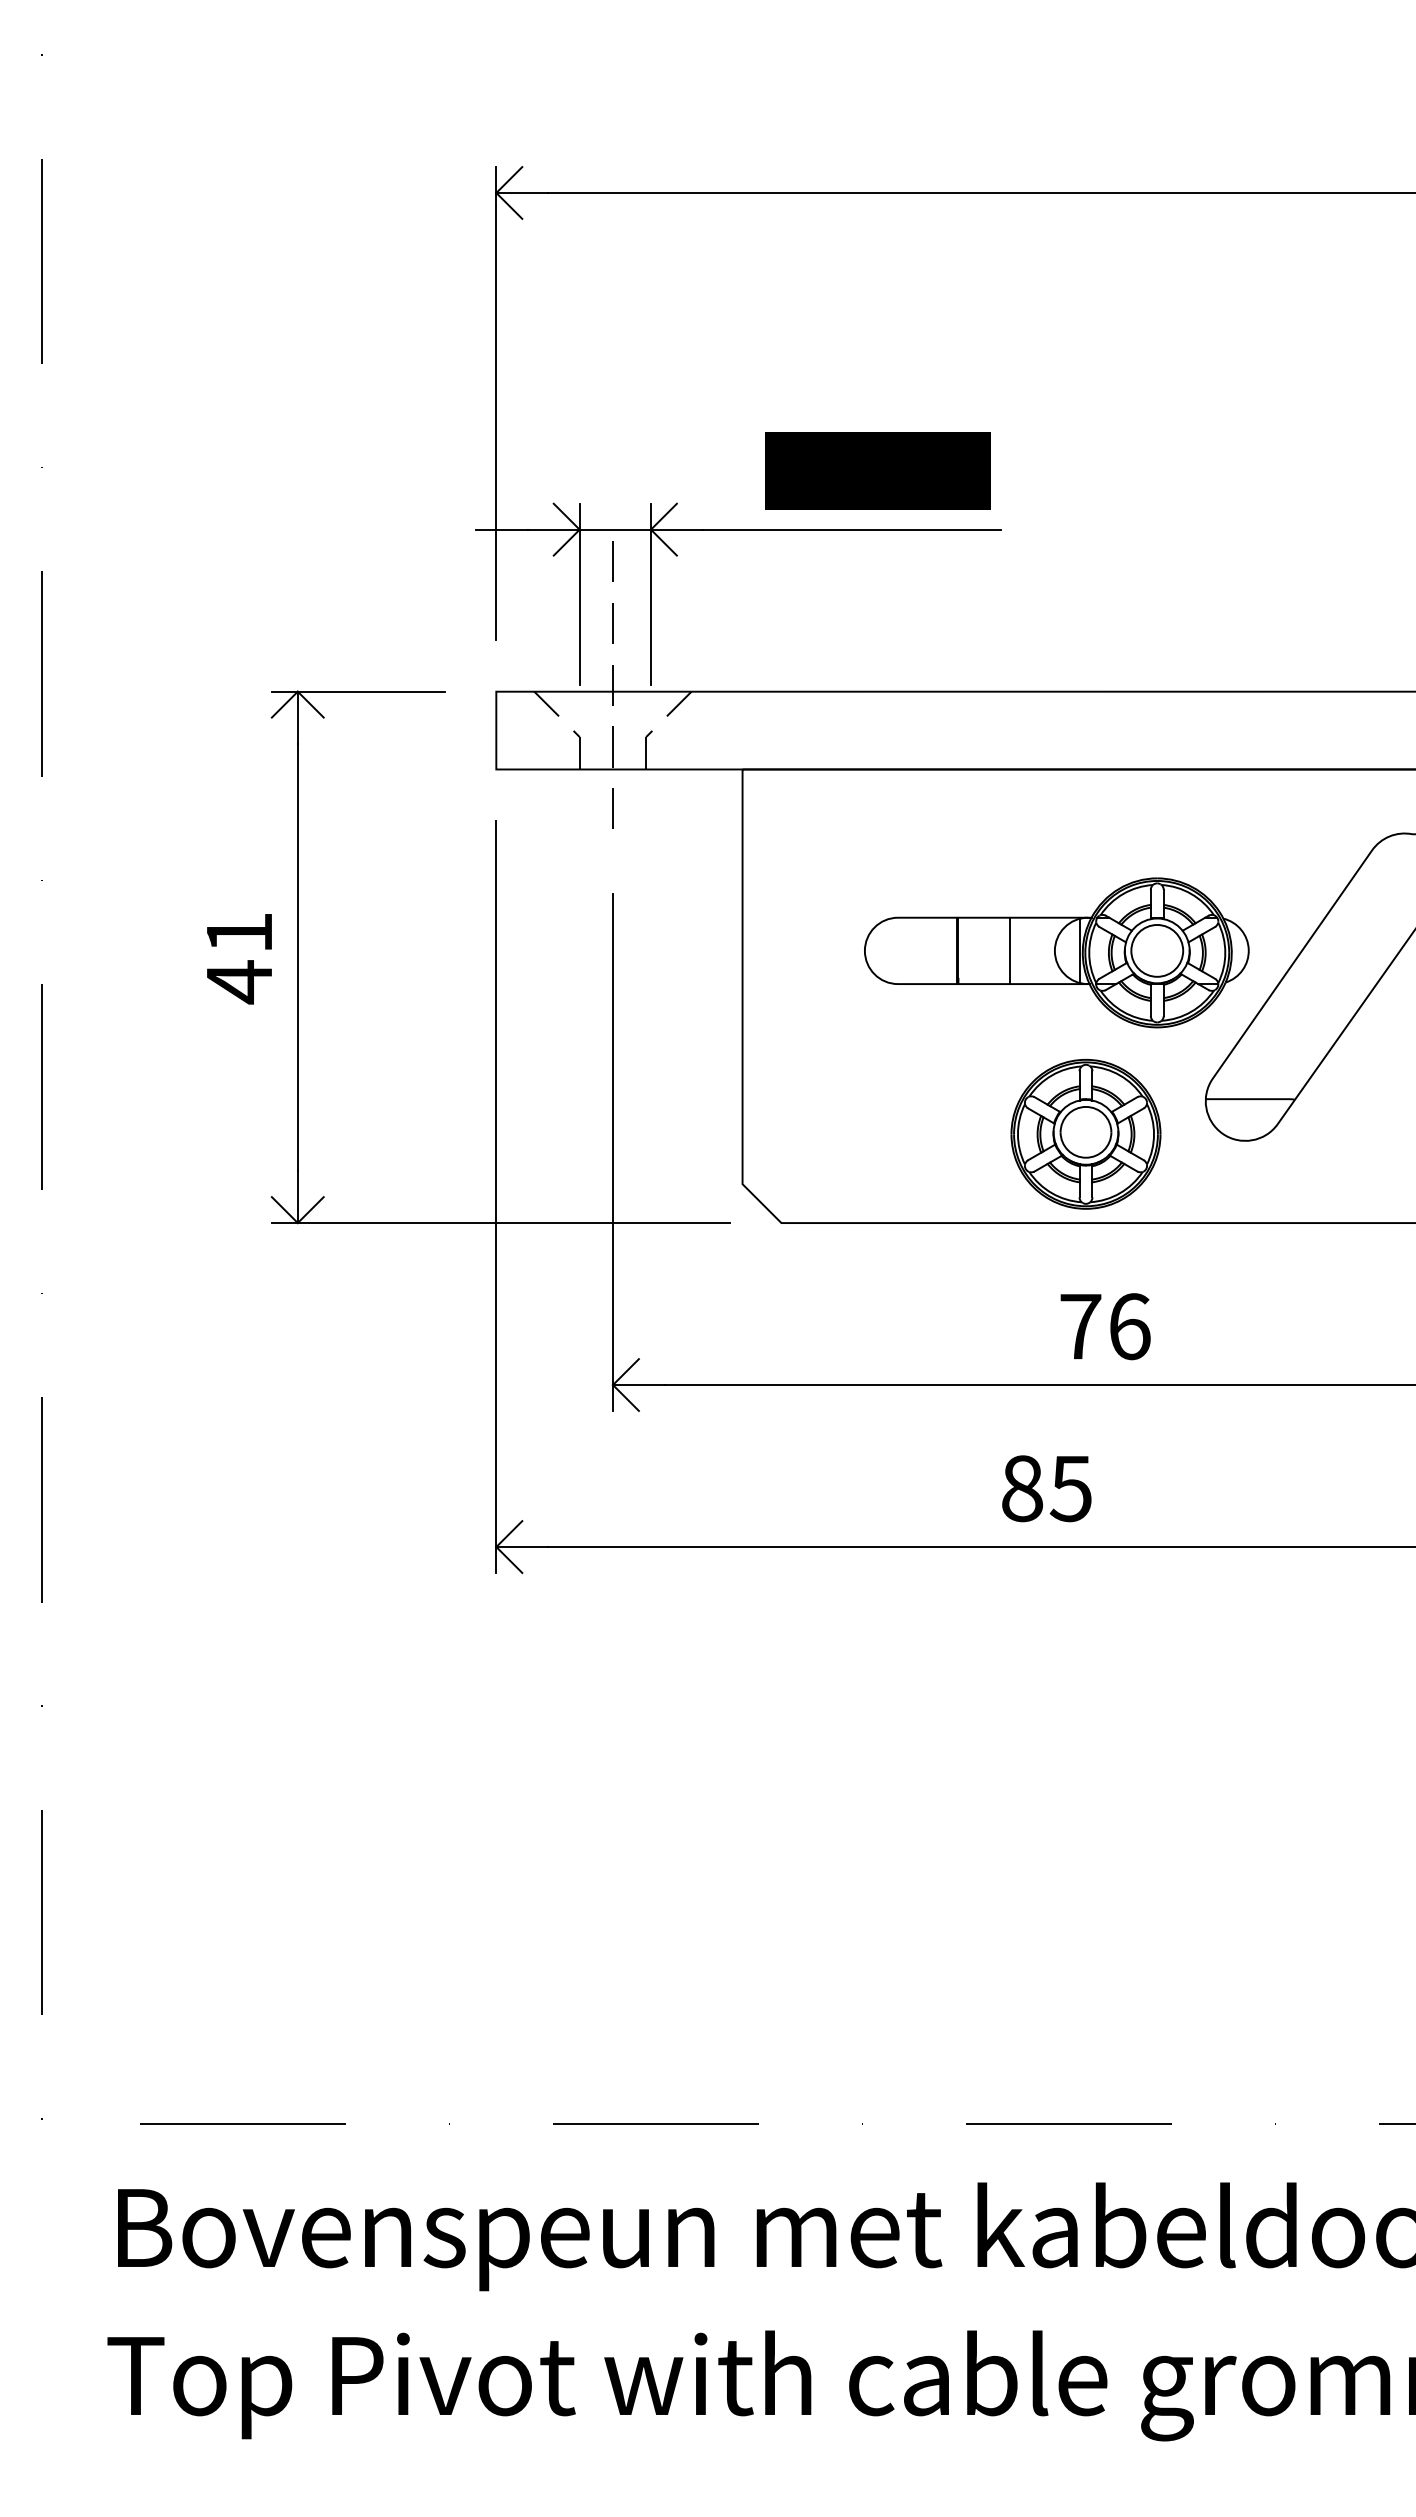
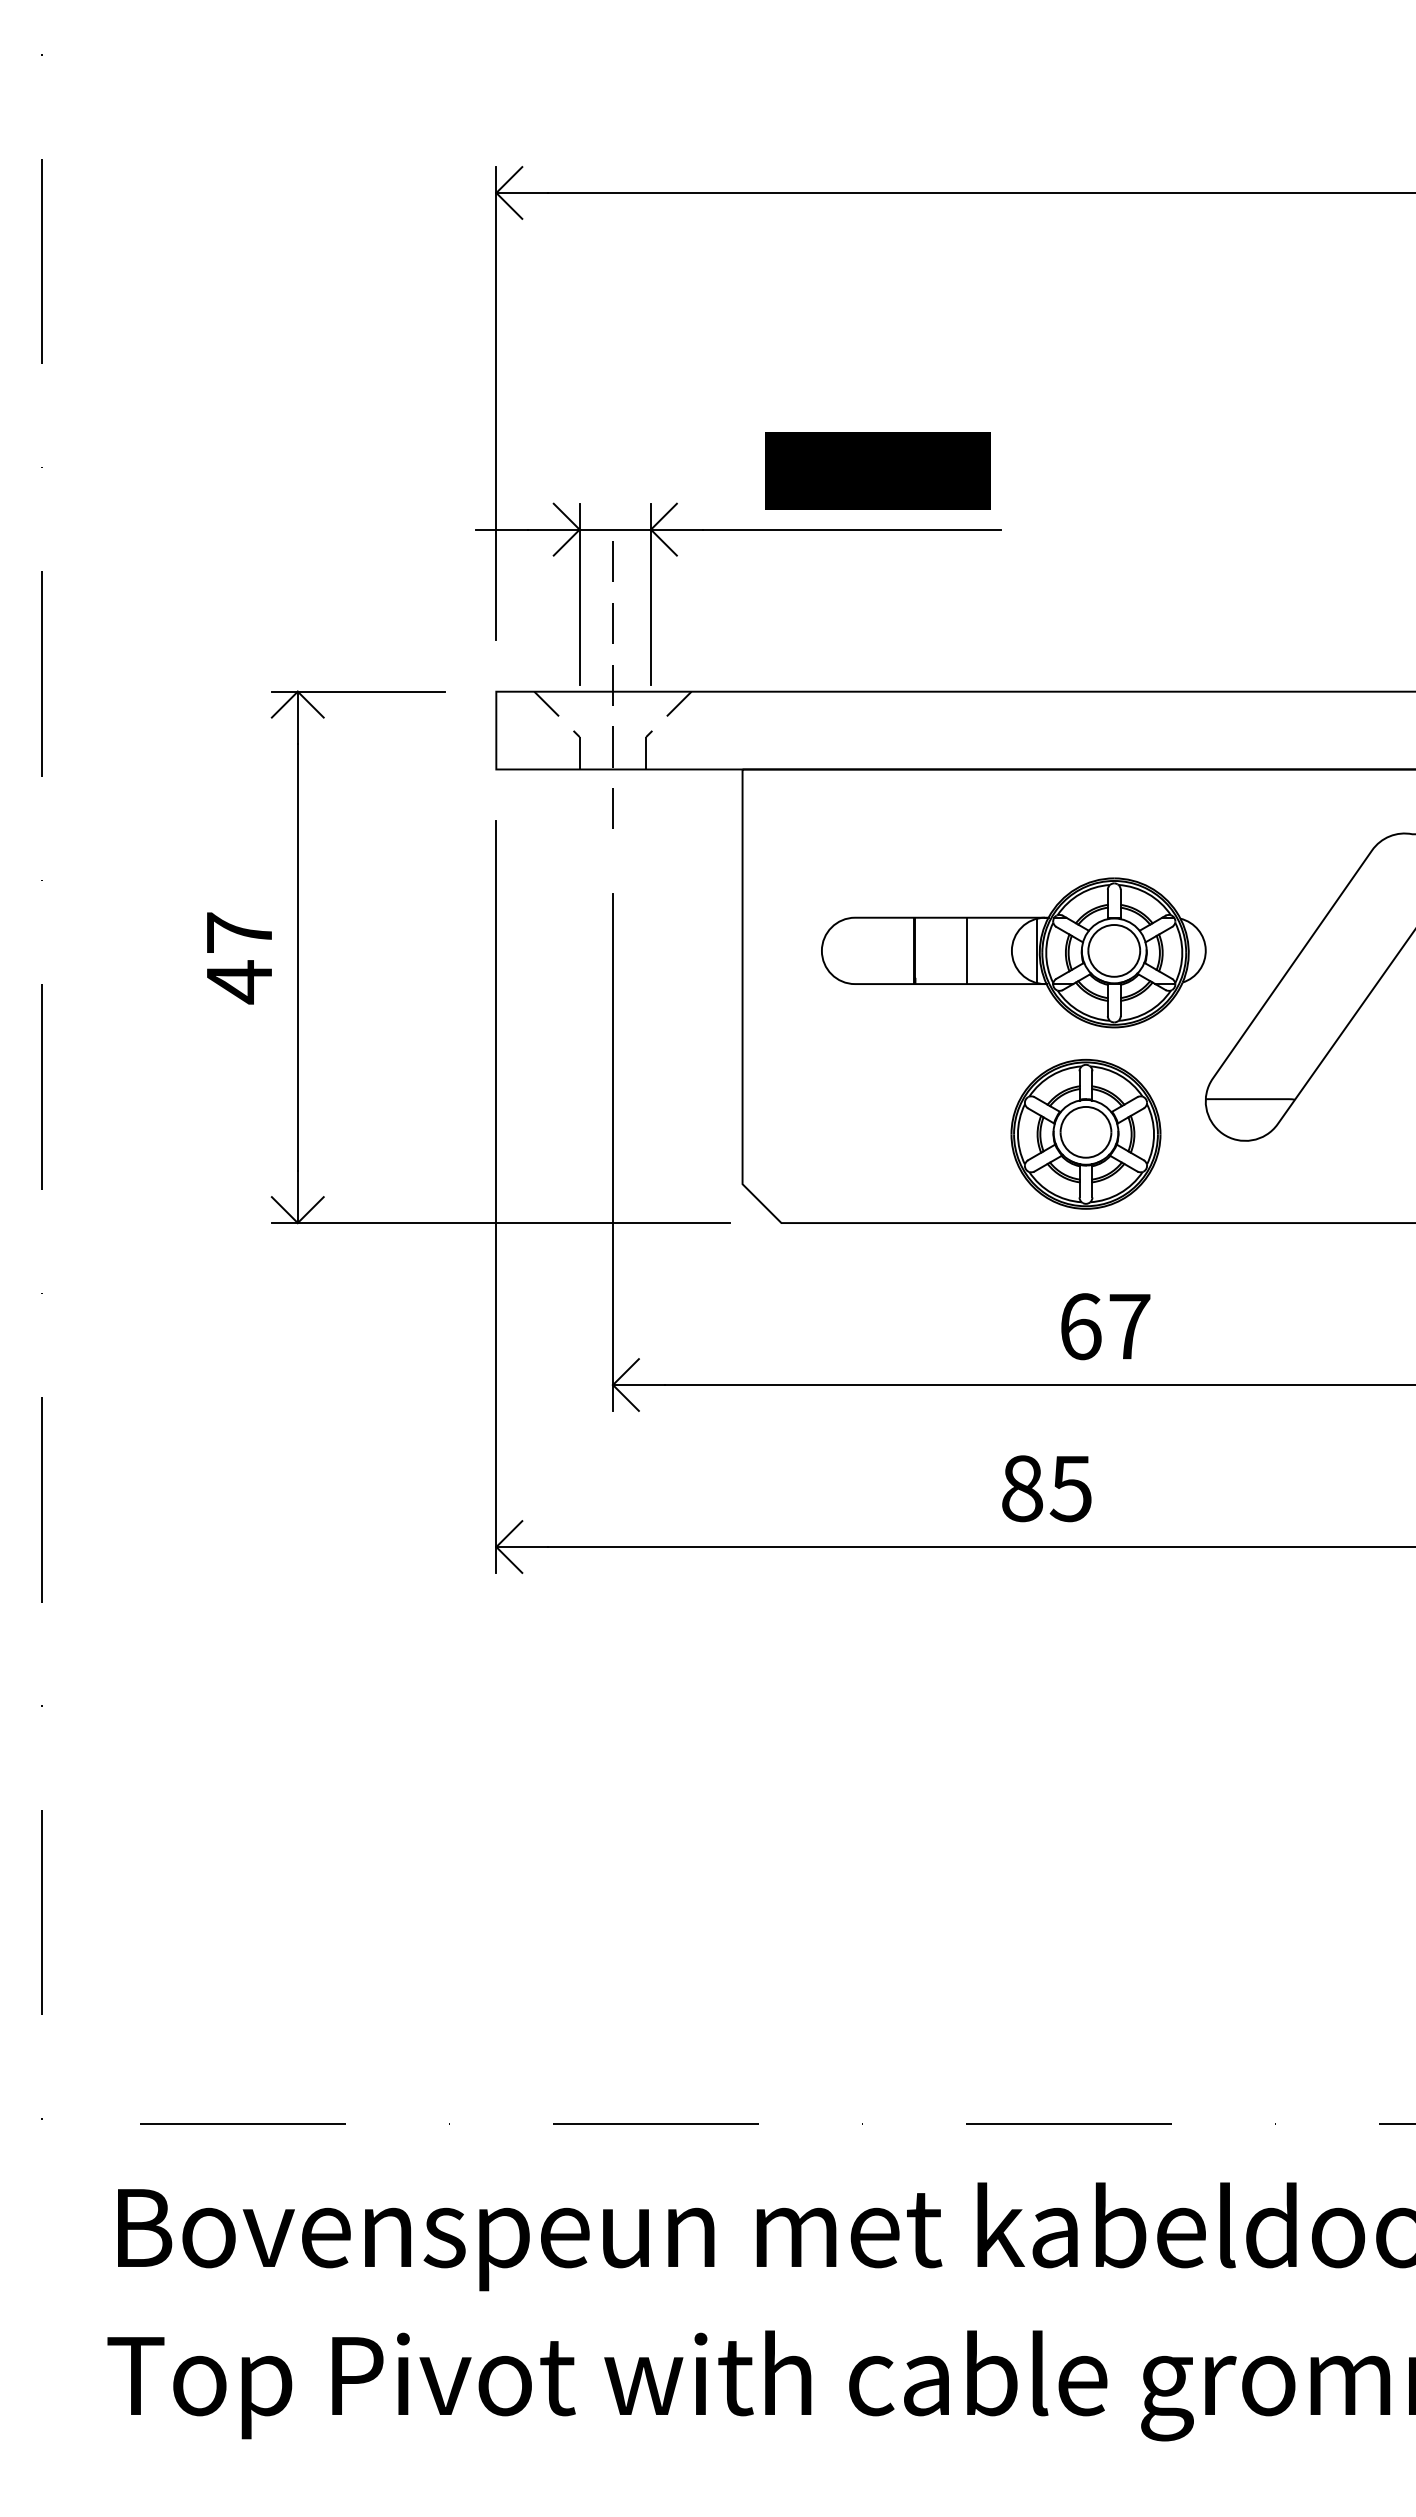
text: 41 -> 47 (239, 932)
part position: (1056, 952) -> (1013, 952) (1013, 952)
text: 76 -> 67 (1105, 1326)
